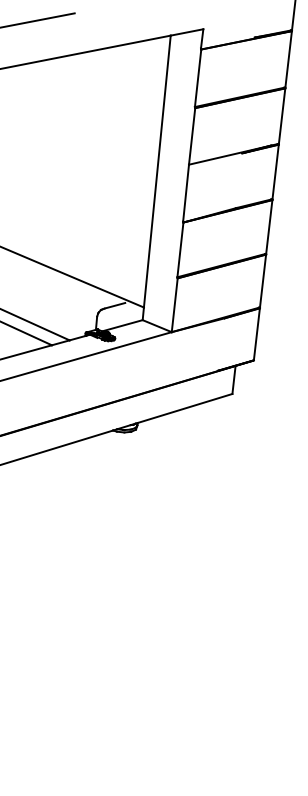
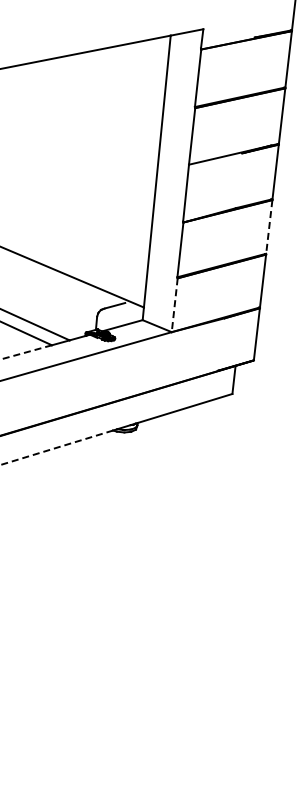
line: present -> none (38, 20)
line: solid -> dashed (269, 226)
line: solid -> dashed (174, 305)
line: solid -> dashed (26, 352)
line: solid -> dashed (56, 447)
